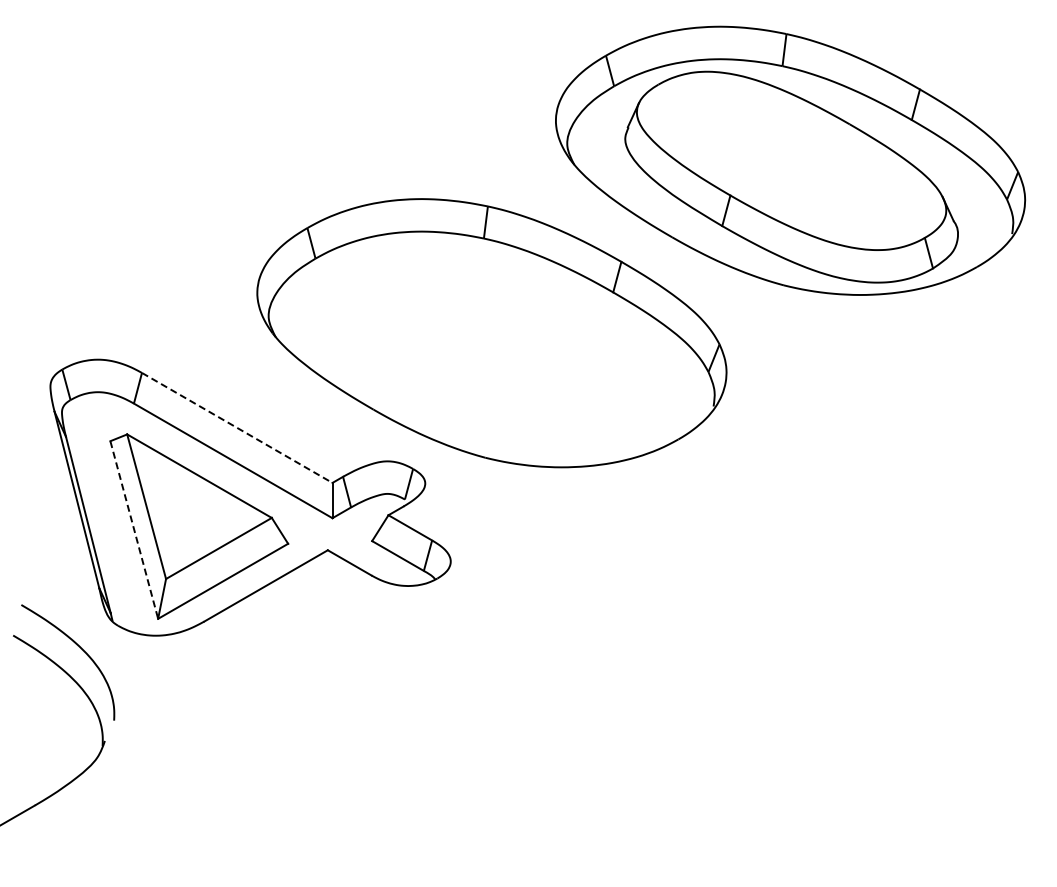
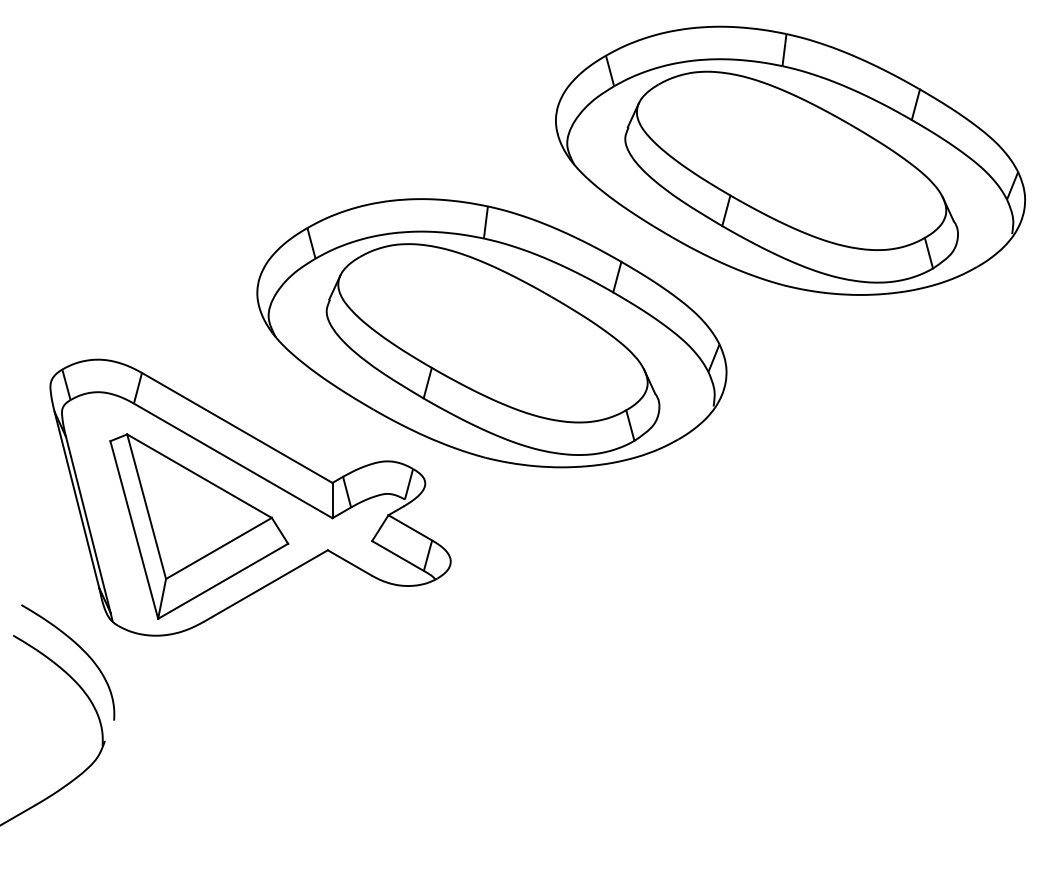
part: none -> present (492, 349)
line: dashed -> solid (237, 427)
line: dashed -> solid (134, 530)
